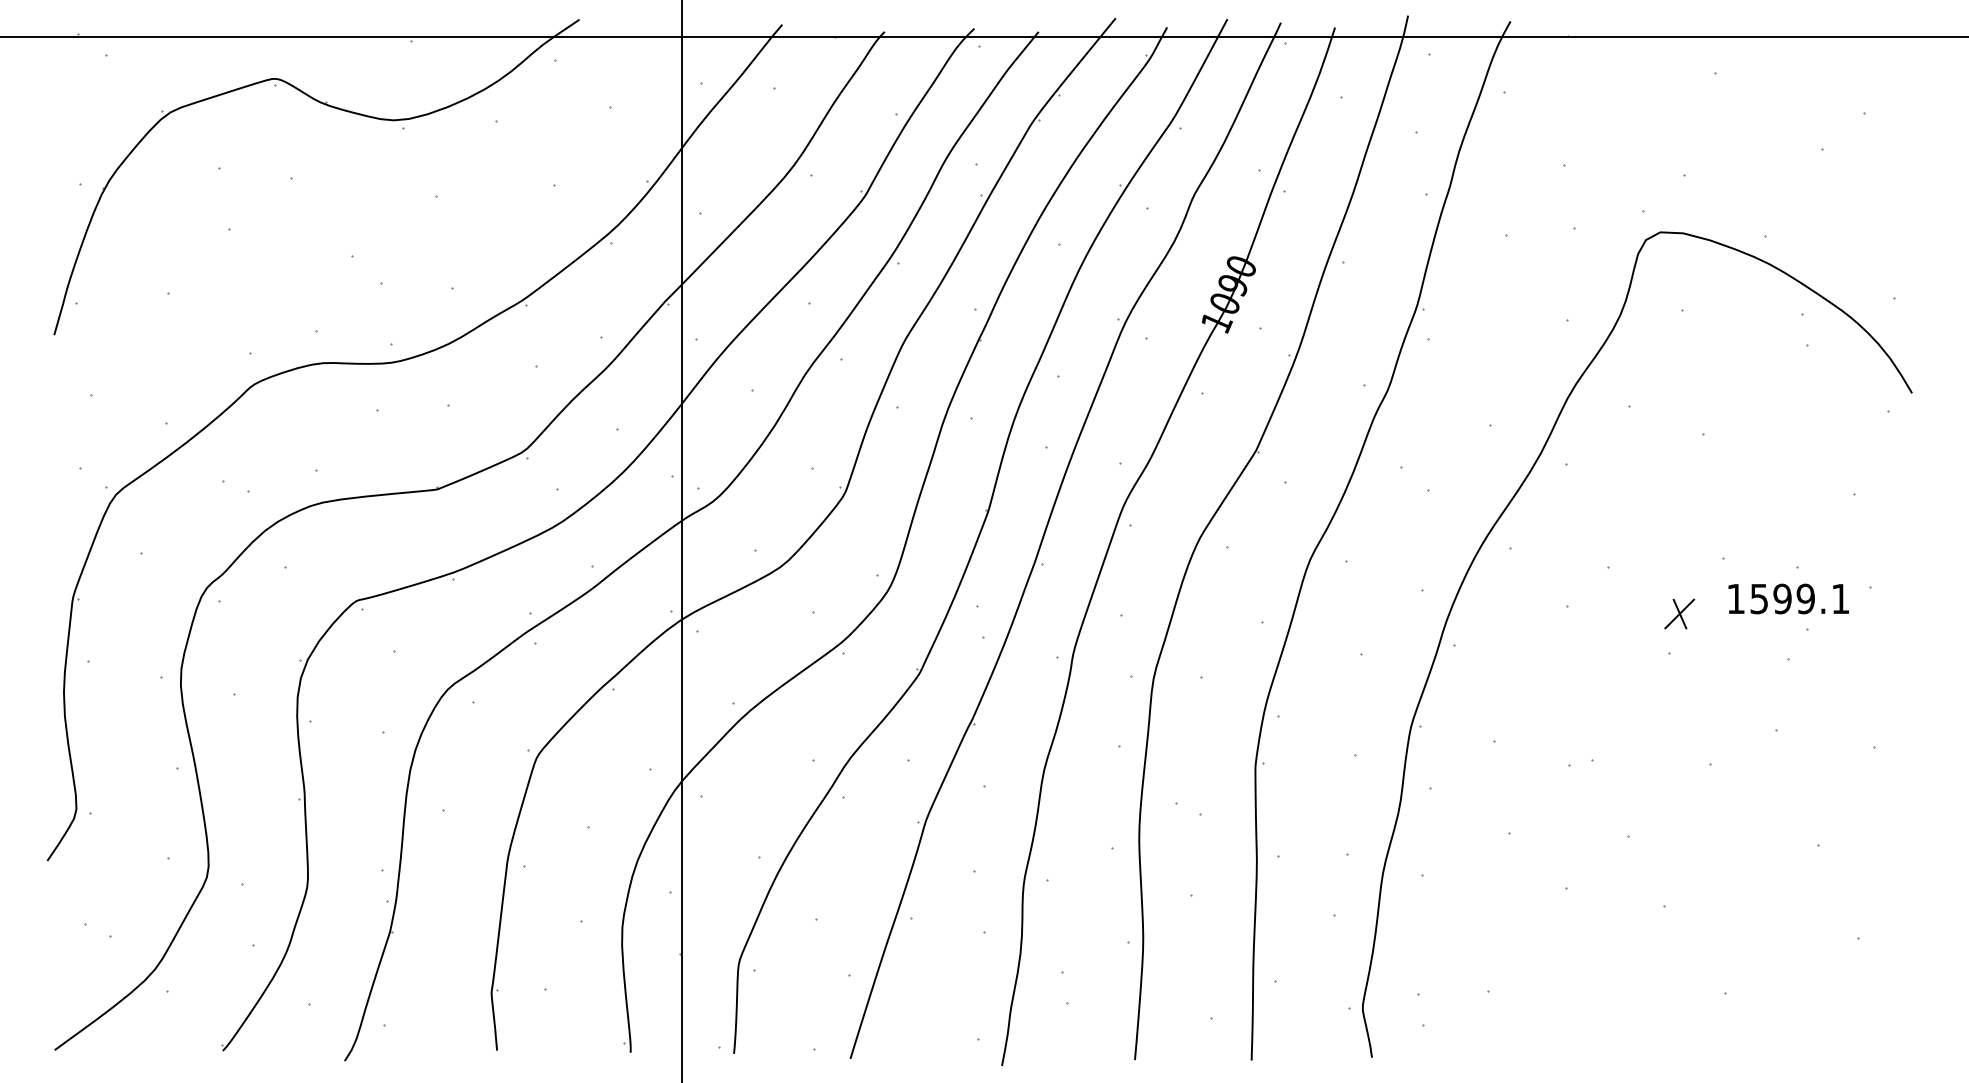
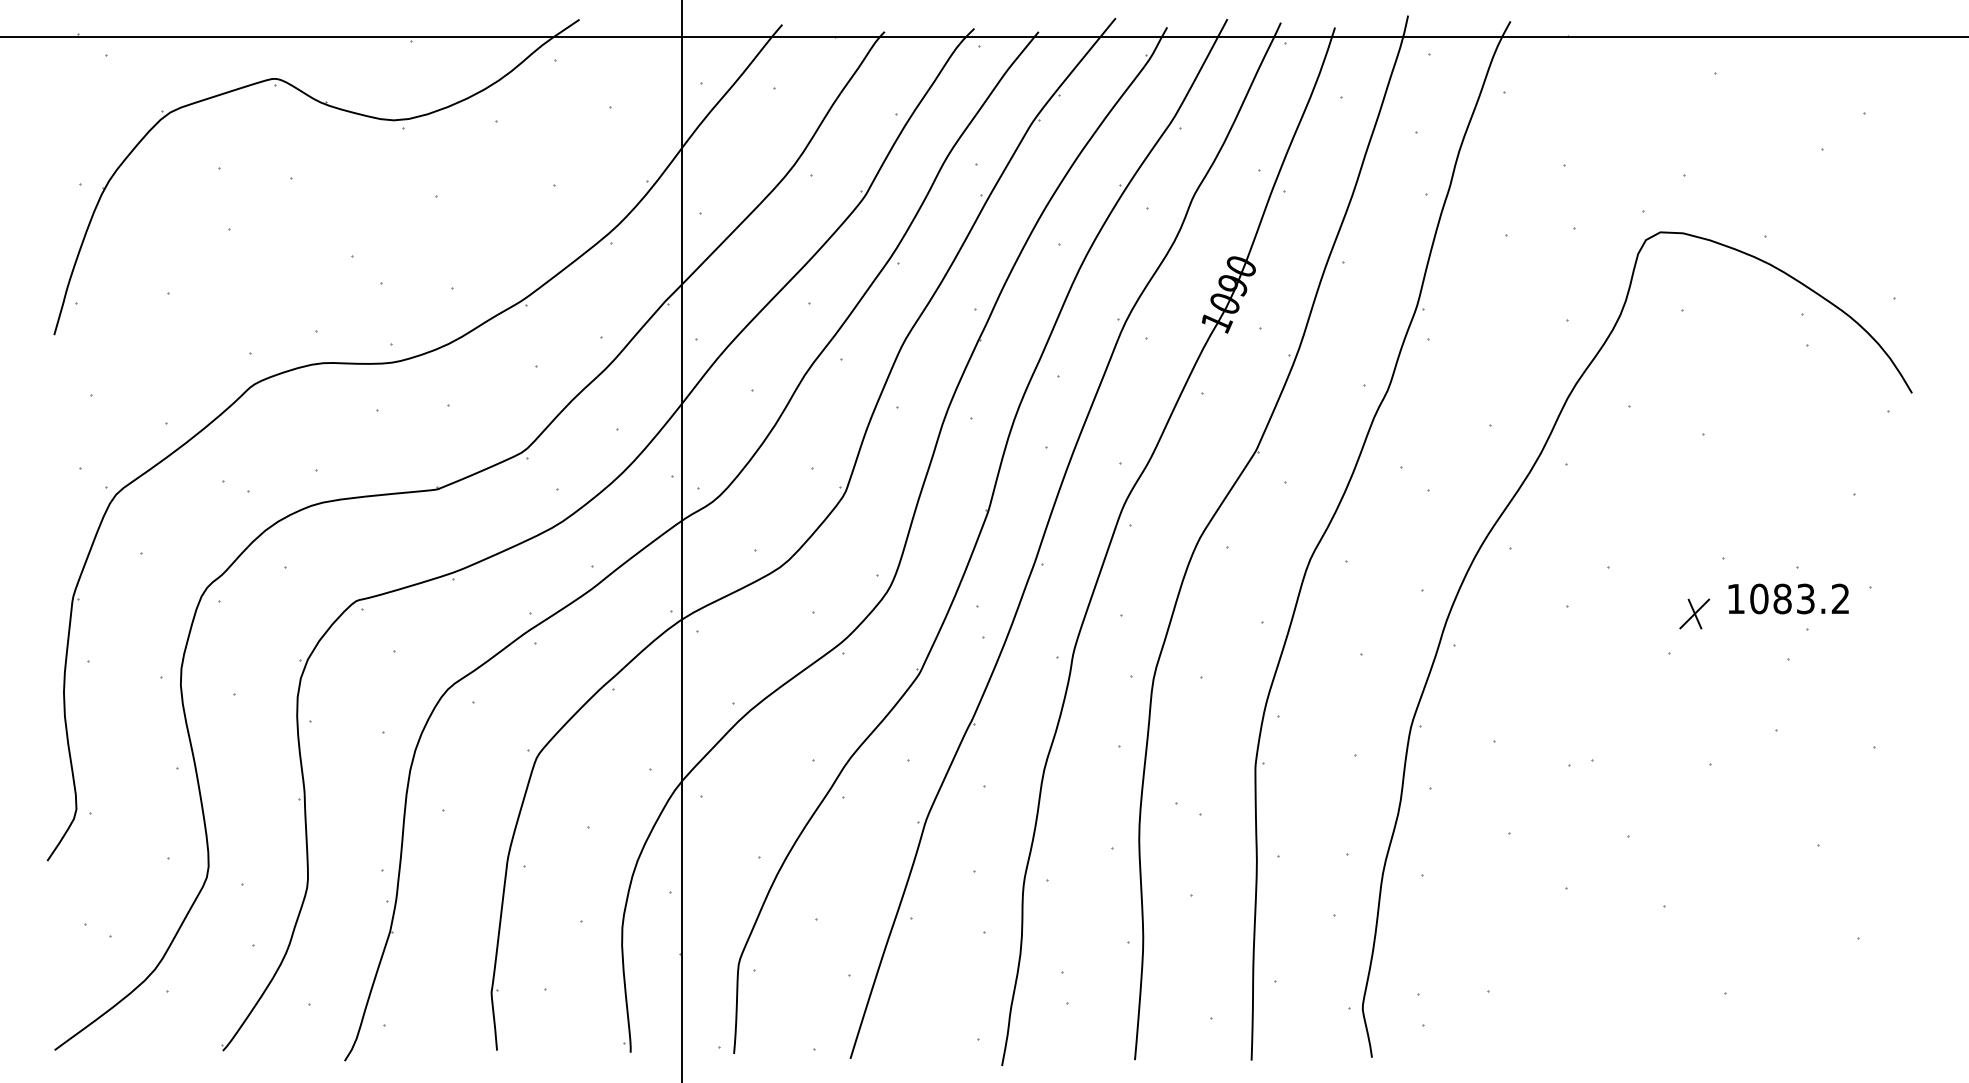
text: 1599.1 -> 1083.2 (1799, 598)
part position: (1679, 613) -> (1694, 613) (1694, 613)
